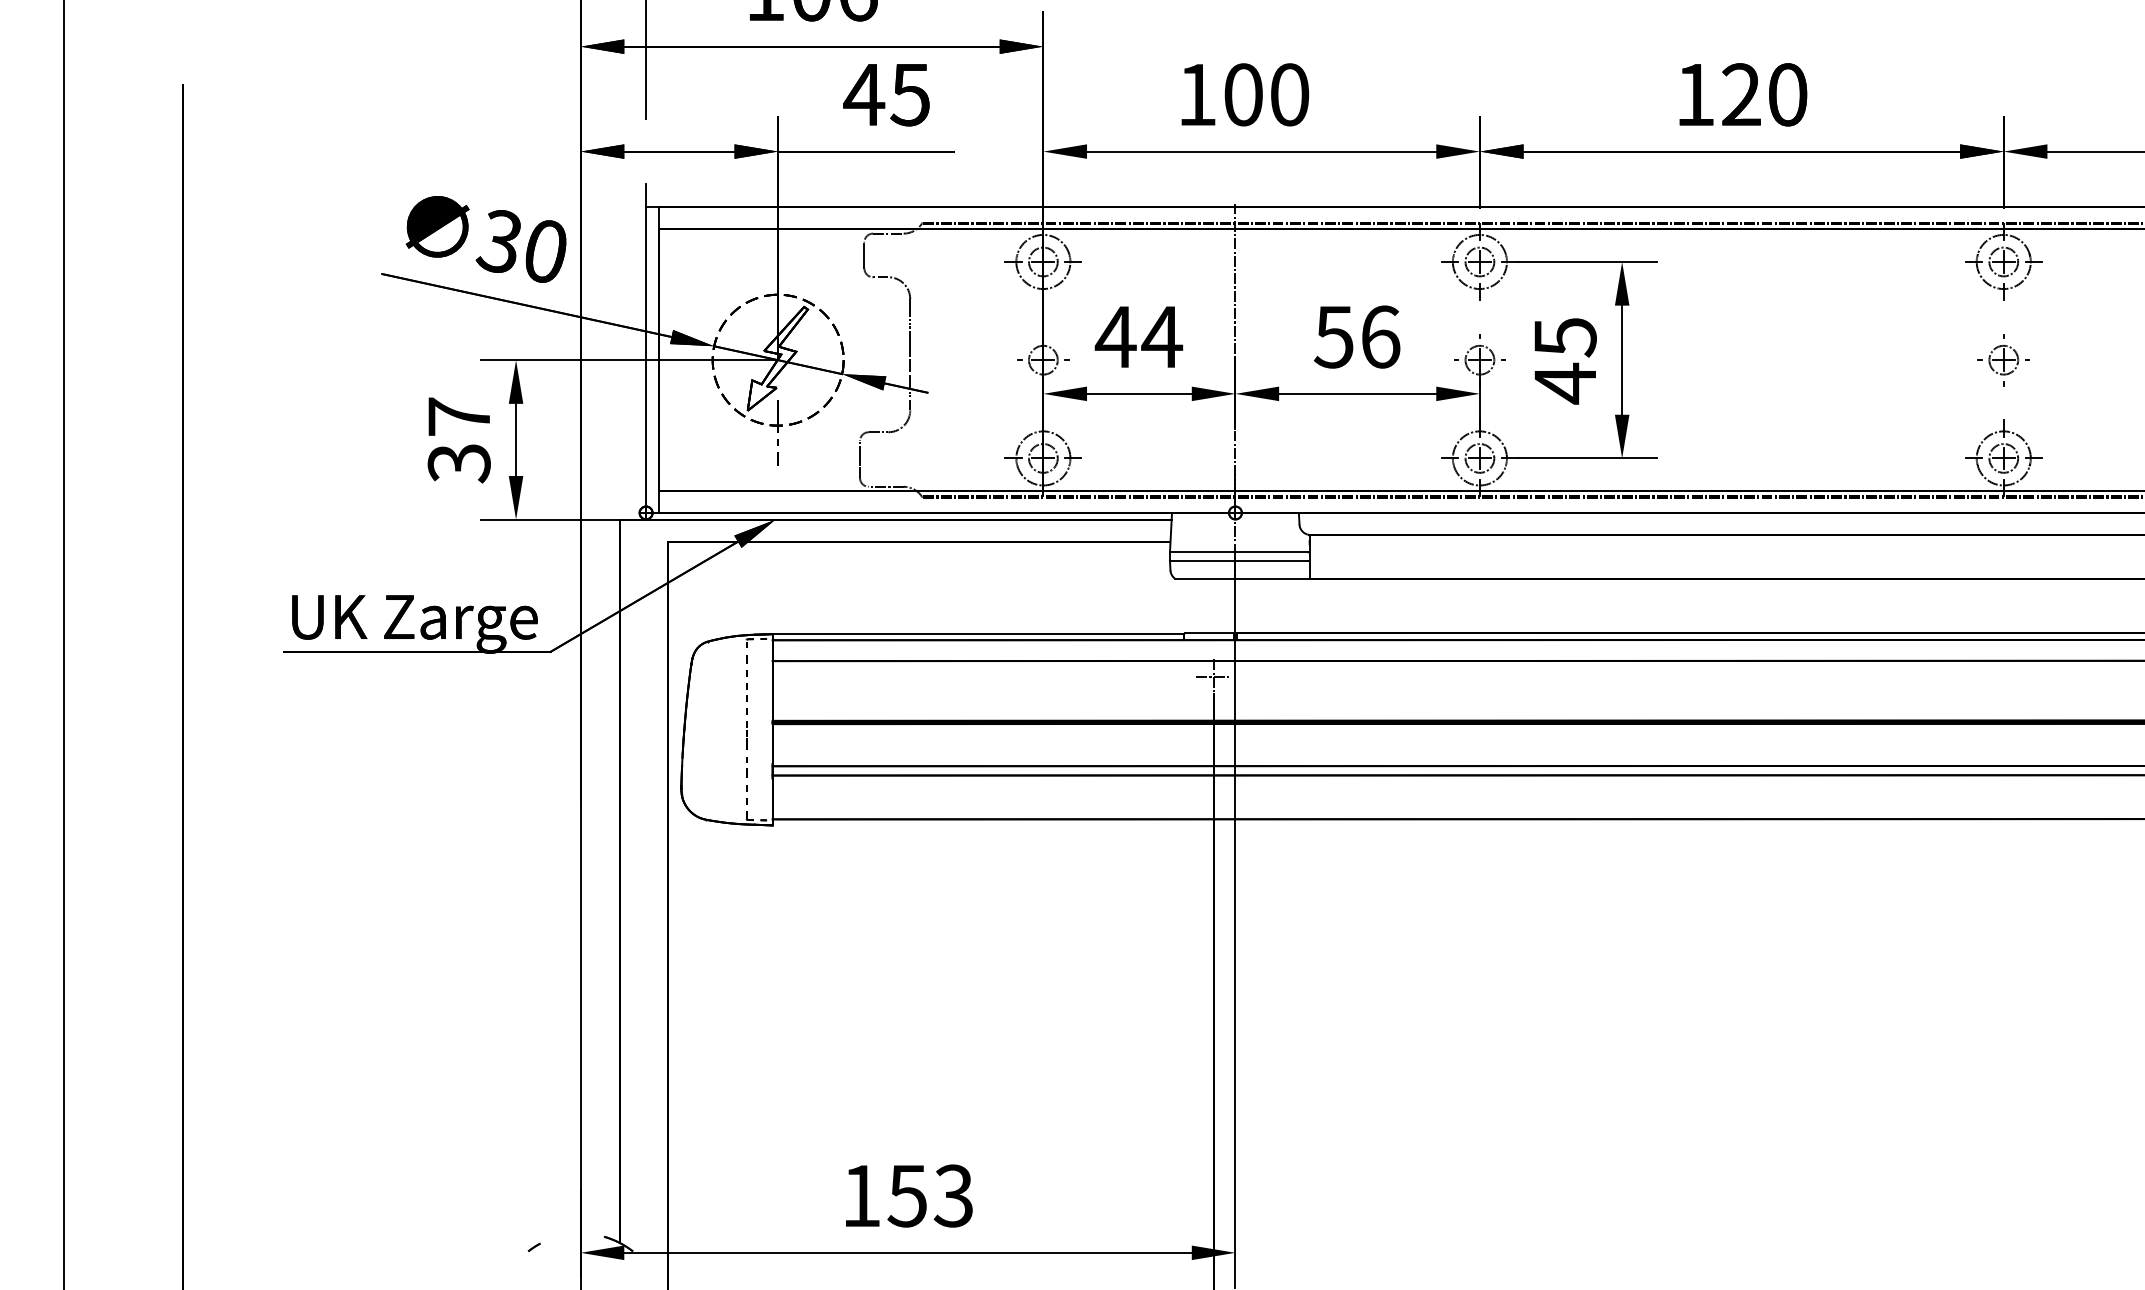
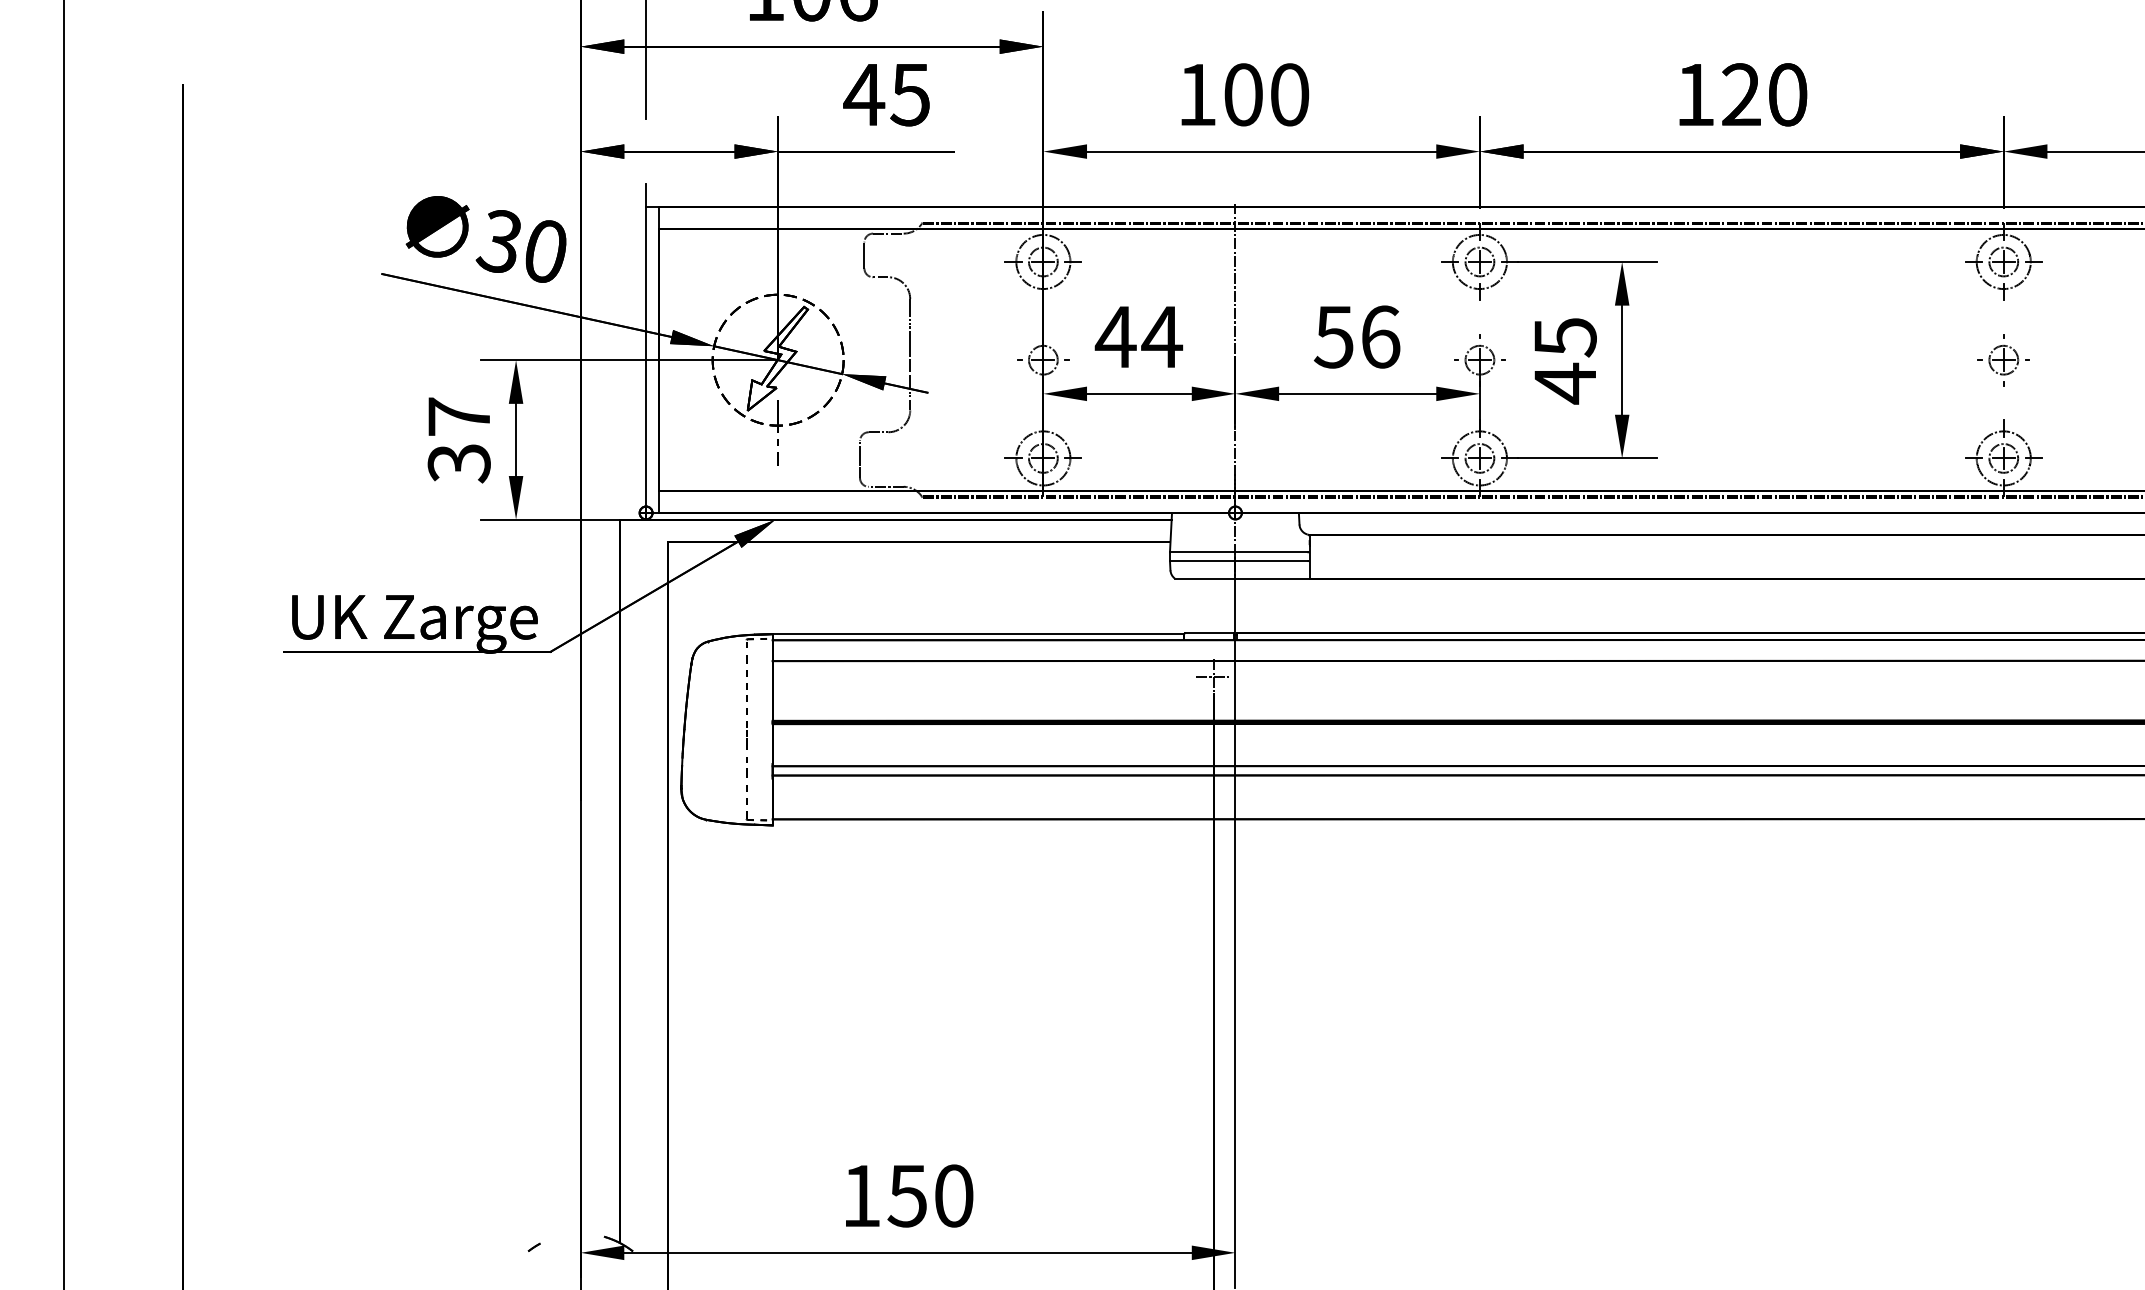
text: 153 -> 150 (953, 1195)
